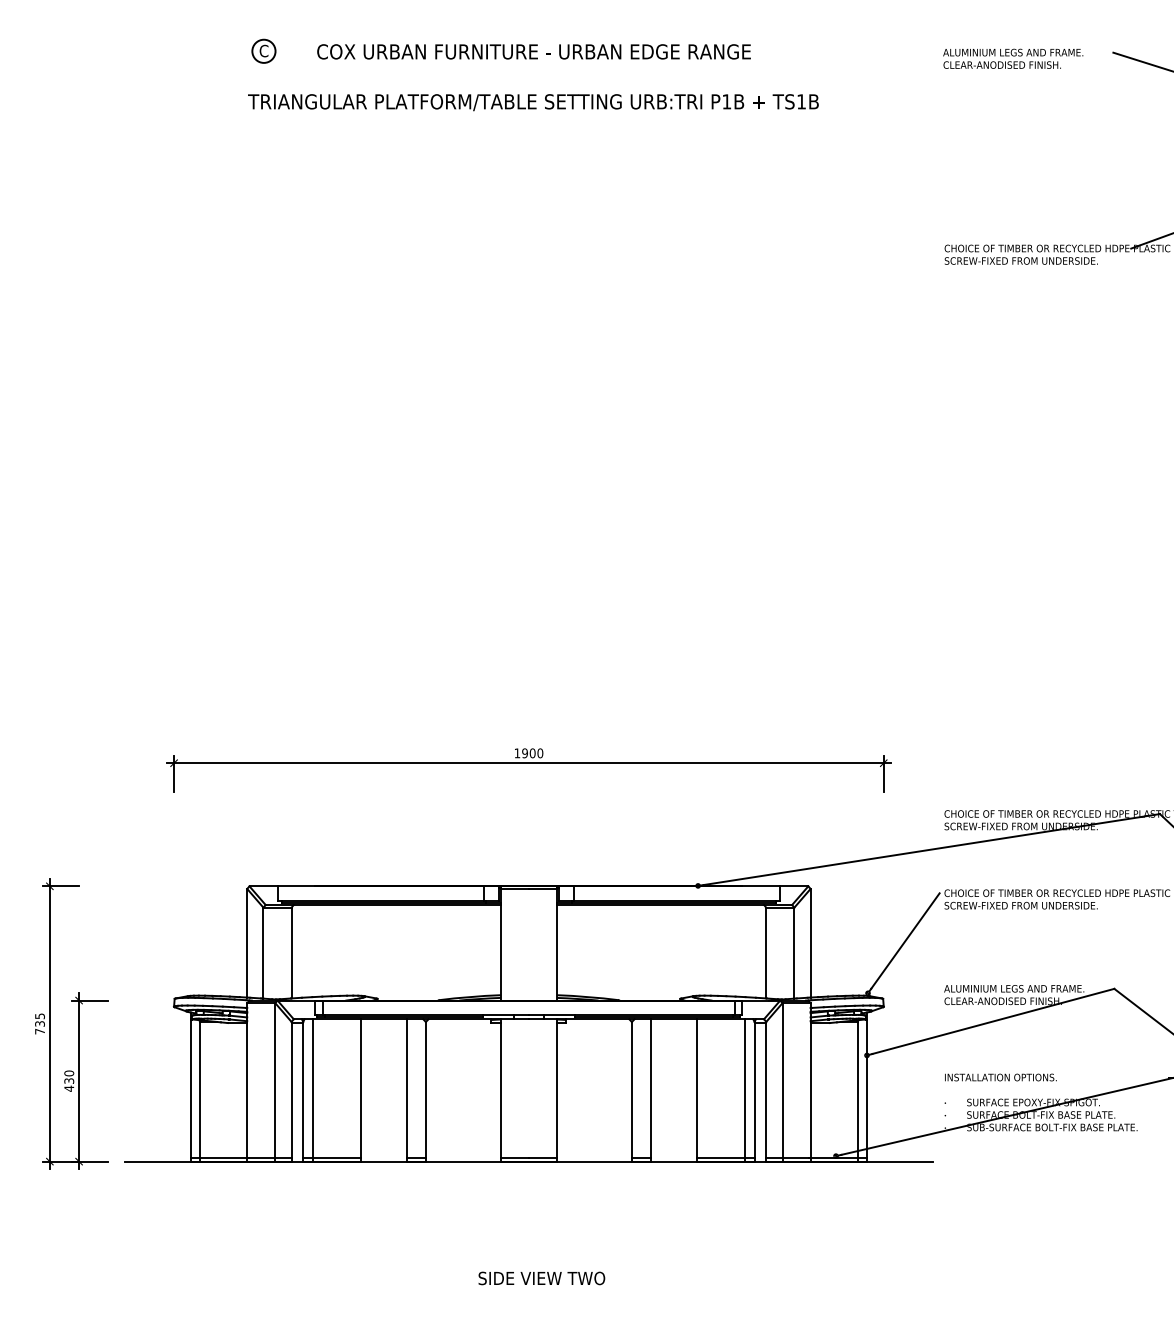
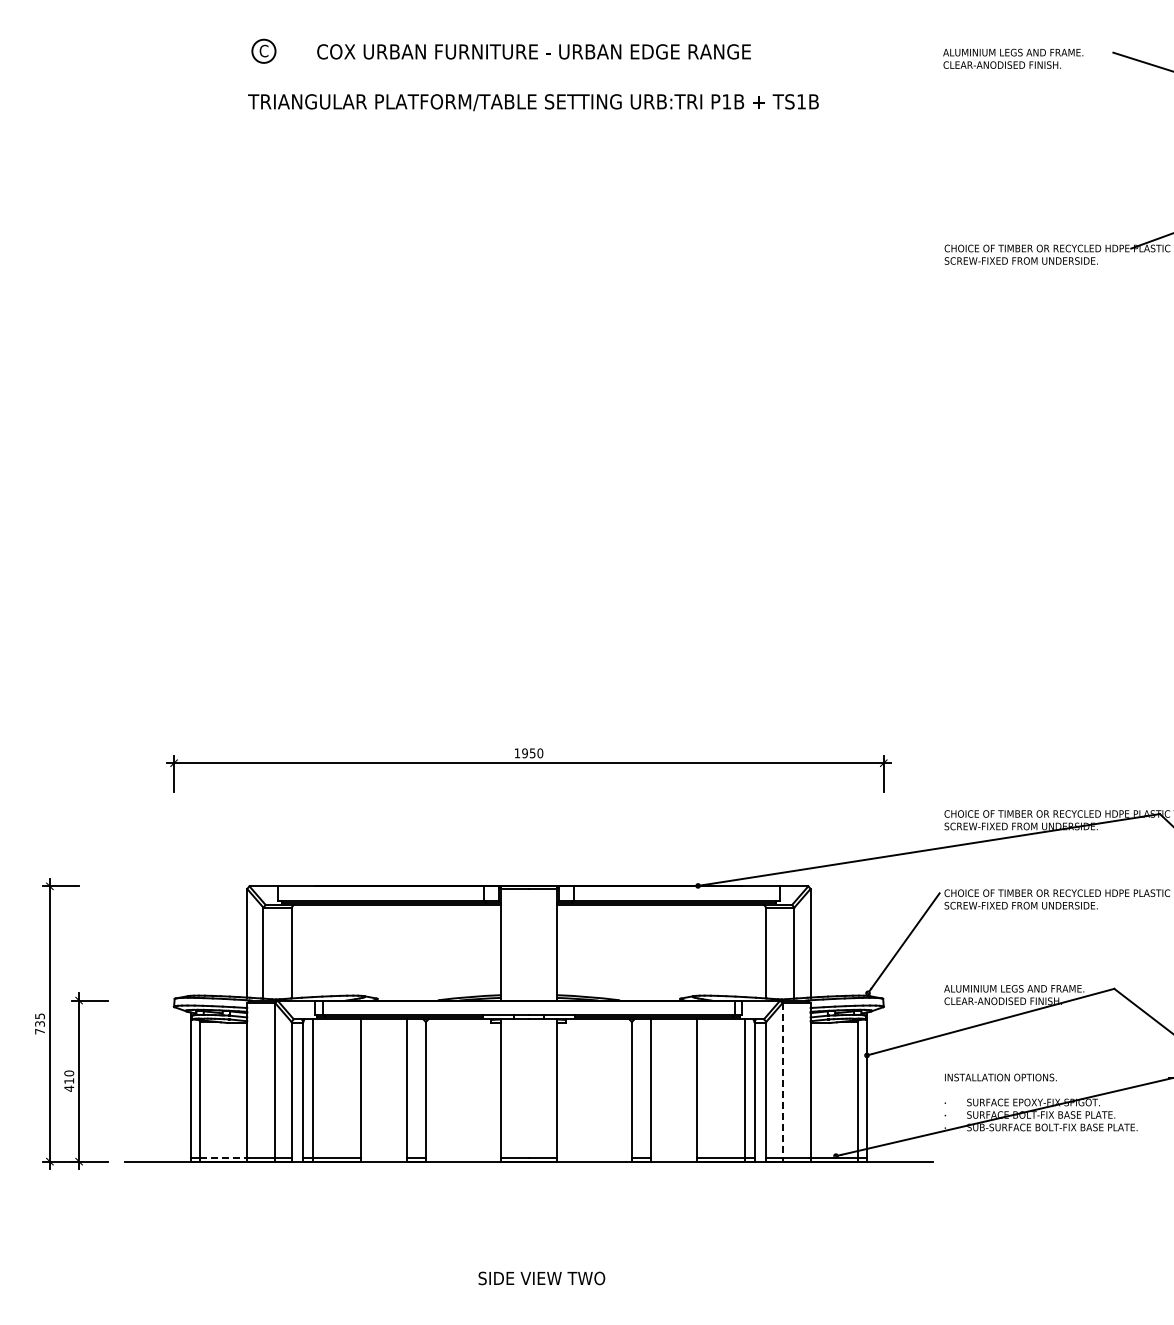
text: 1900 -> 1950 (532, 753)
text: 430 -> 410 (69, 1080)
line: solid -> dashed (782, 1082)
line: solid -> dashed (225, 1157)
